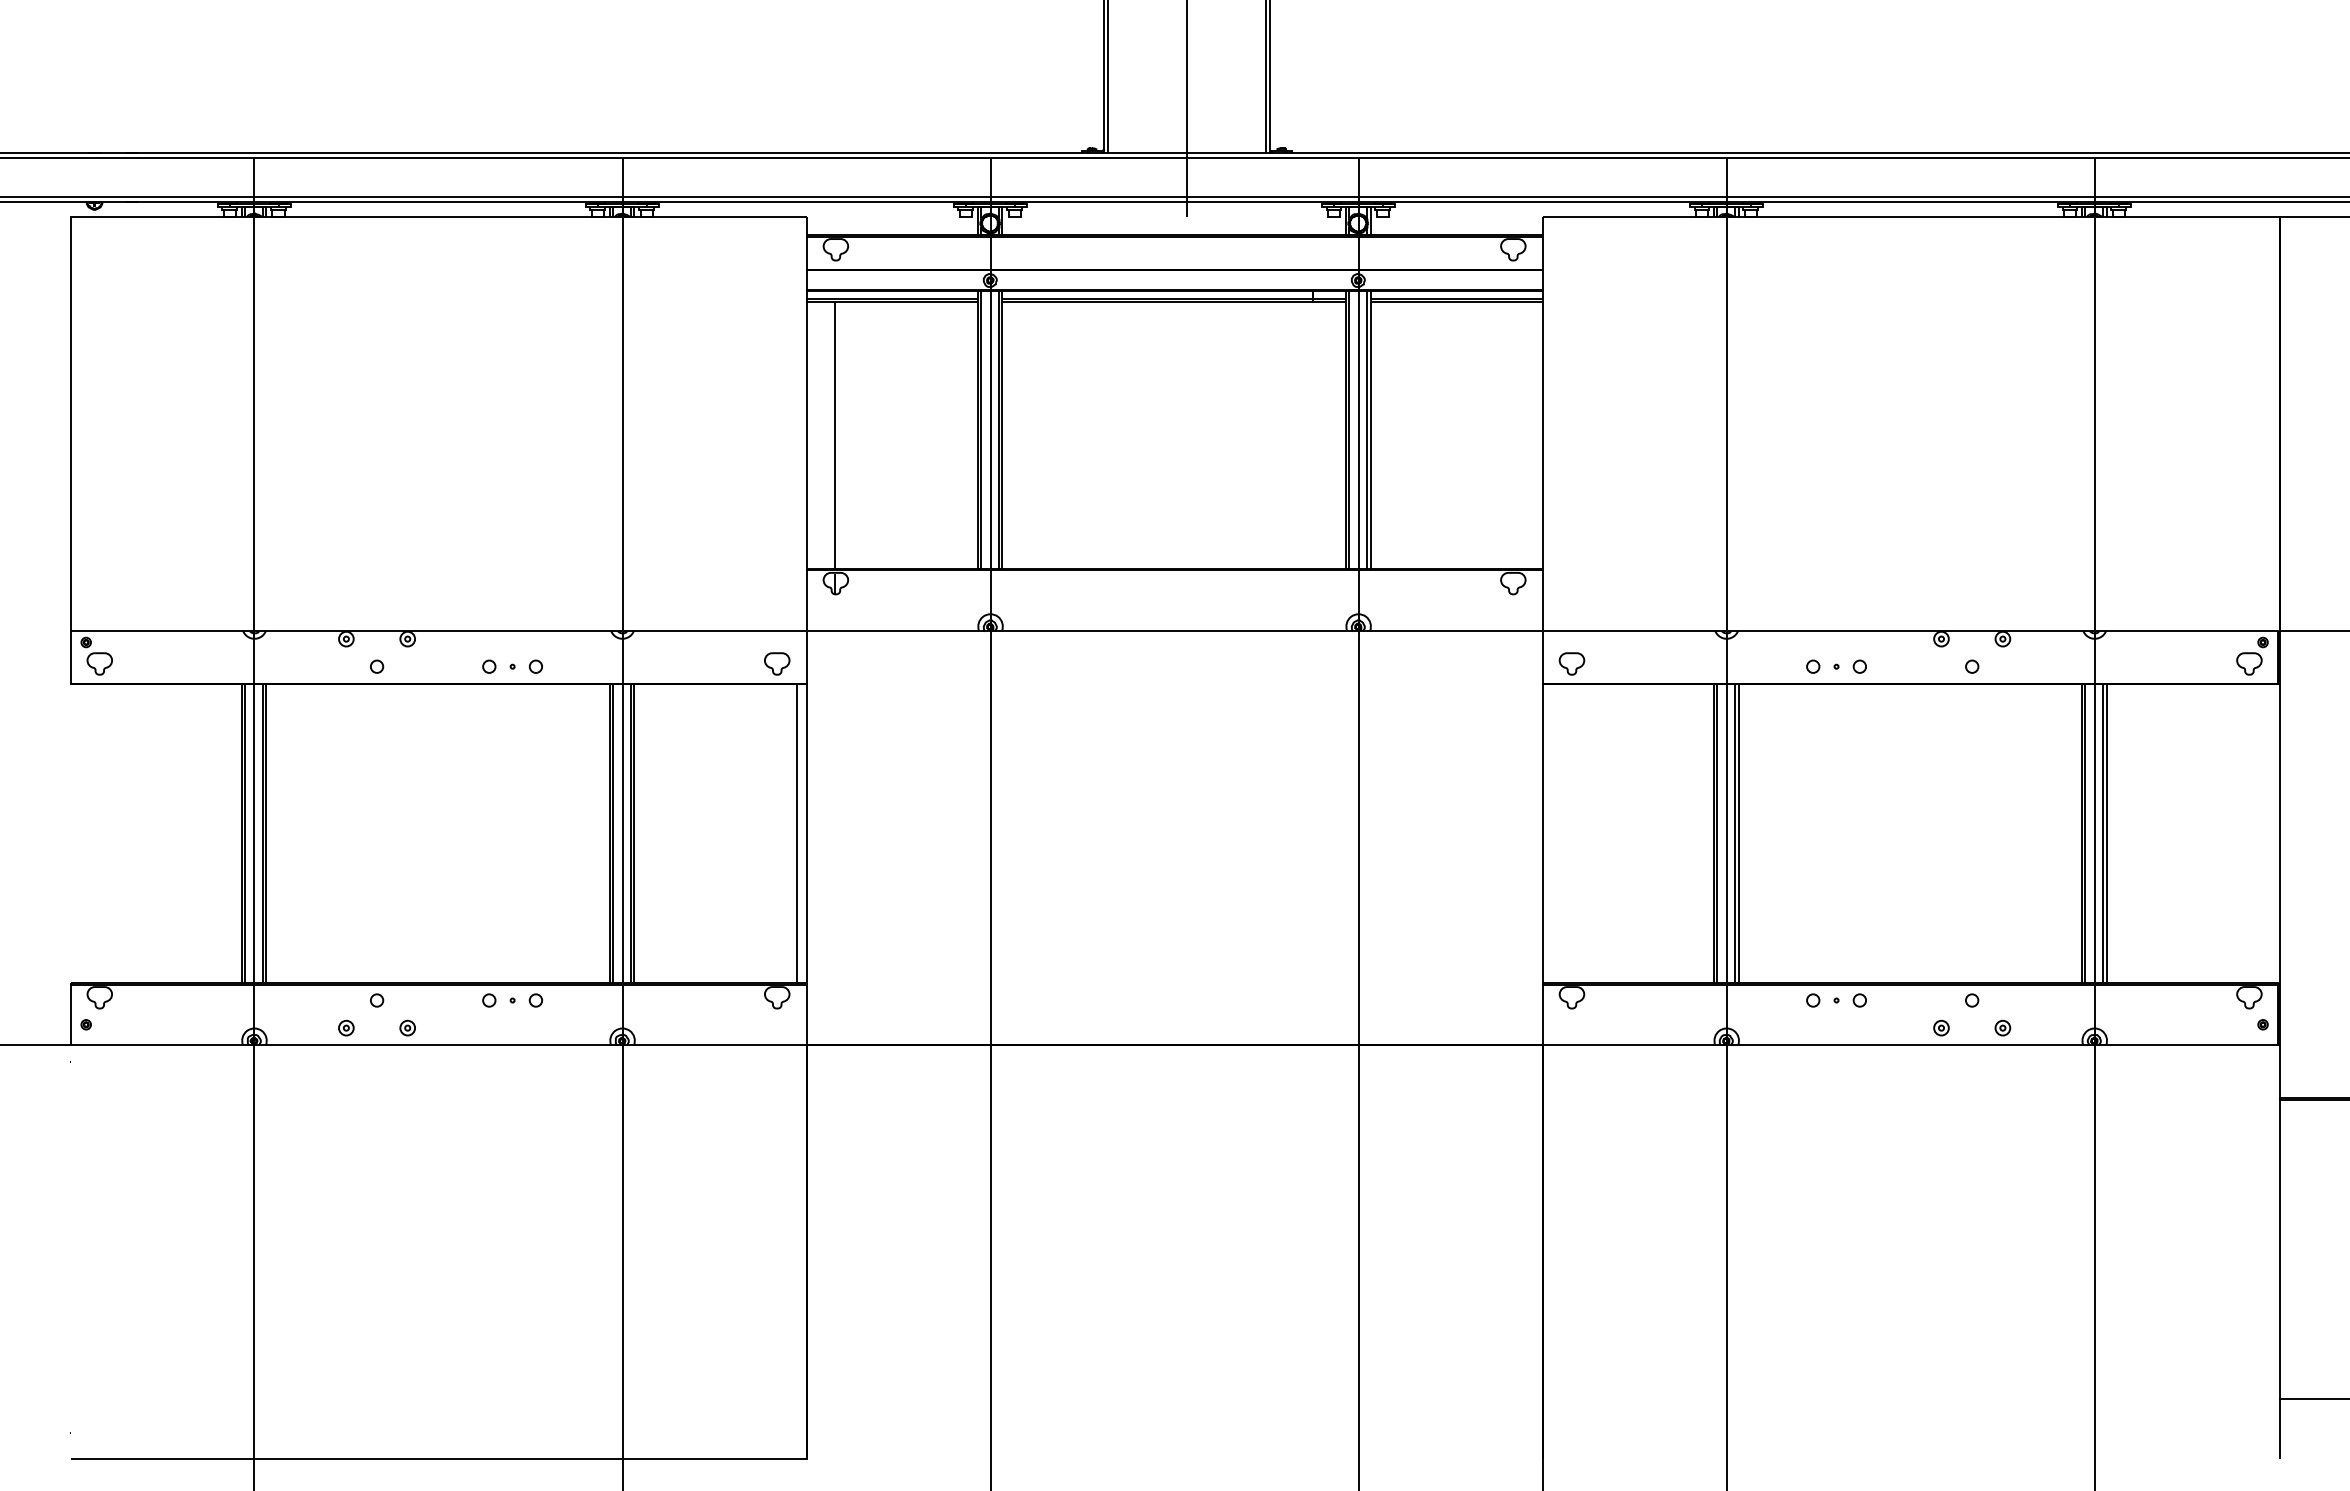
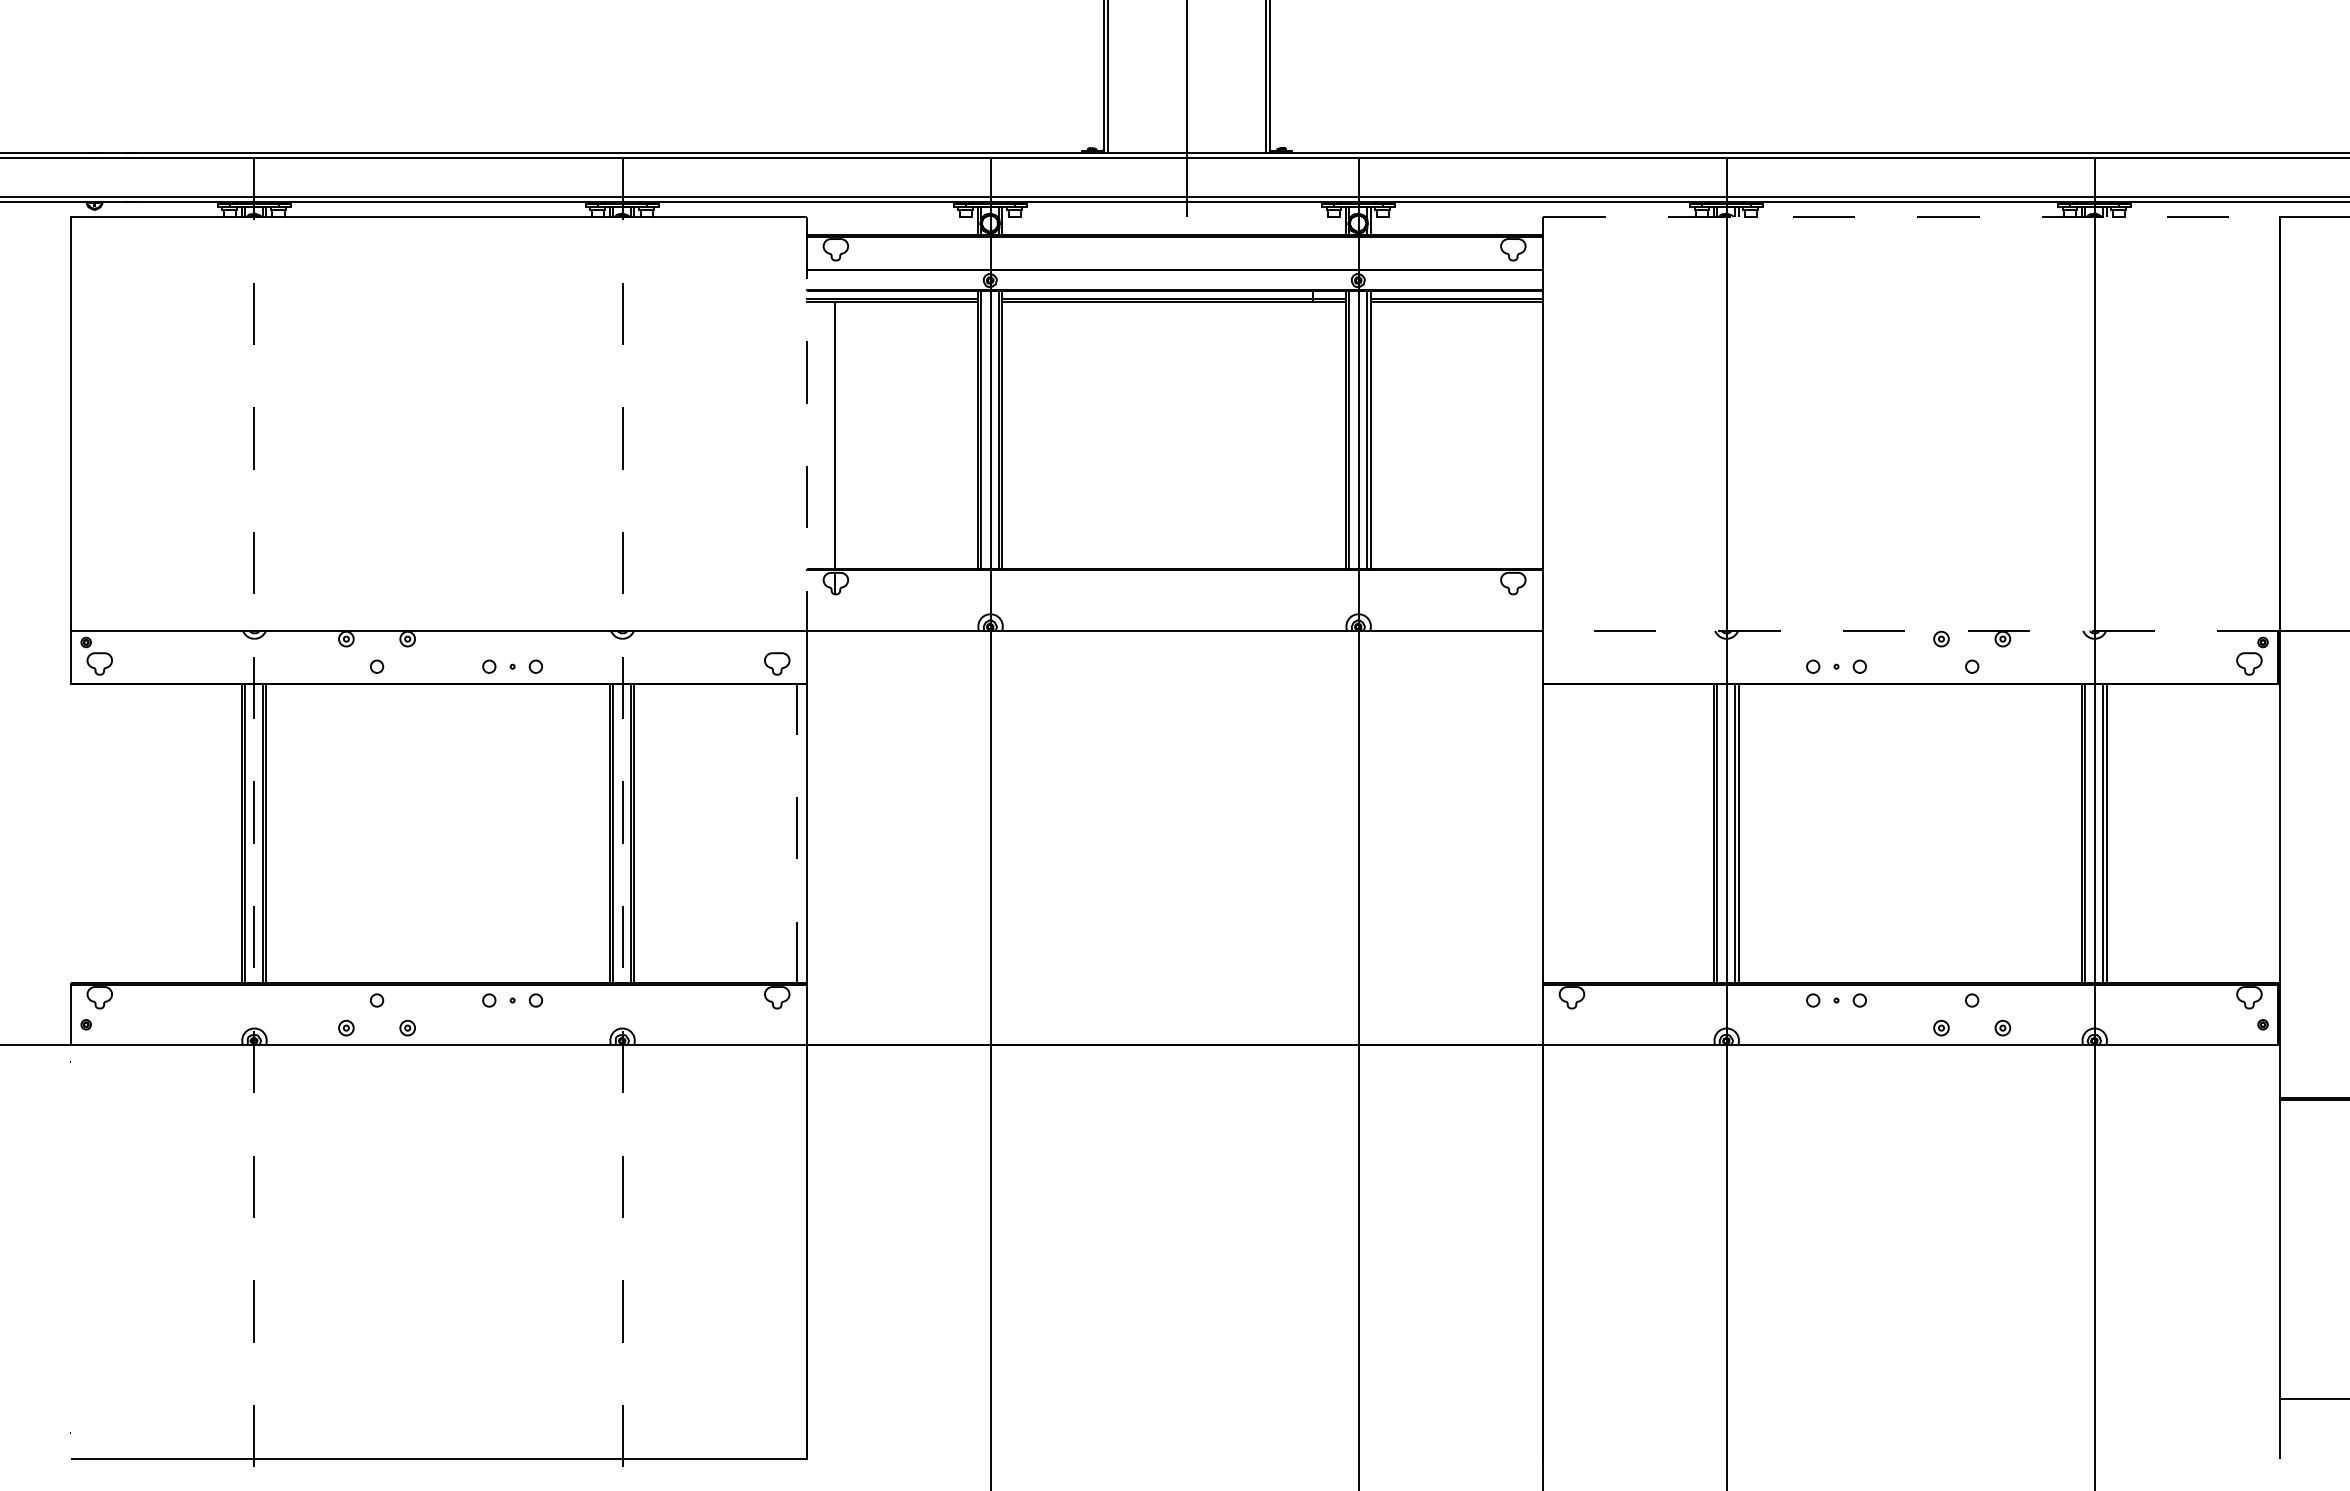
line: solid -> dashed (1911, 216)
line: solid -> dashed (806, 424)
line: solid -> dashed (1910, 630)
part: present -> none (1571, 663)
line: solid -> dashed (254, 824)
line: solid -> dashed (622, 824)
line: solid -> dashed (796, 834)
